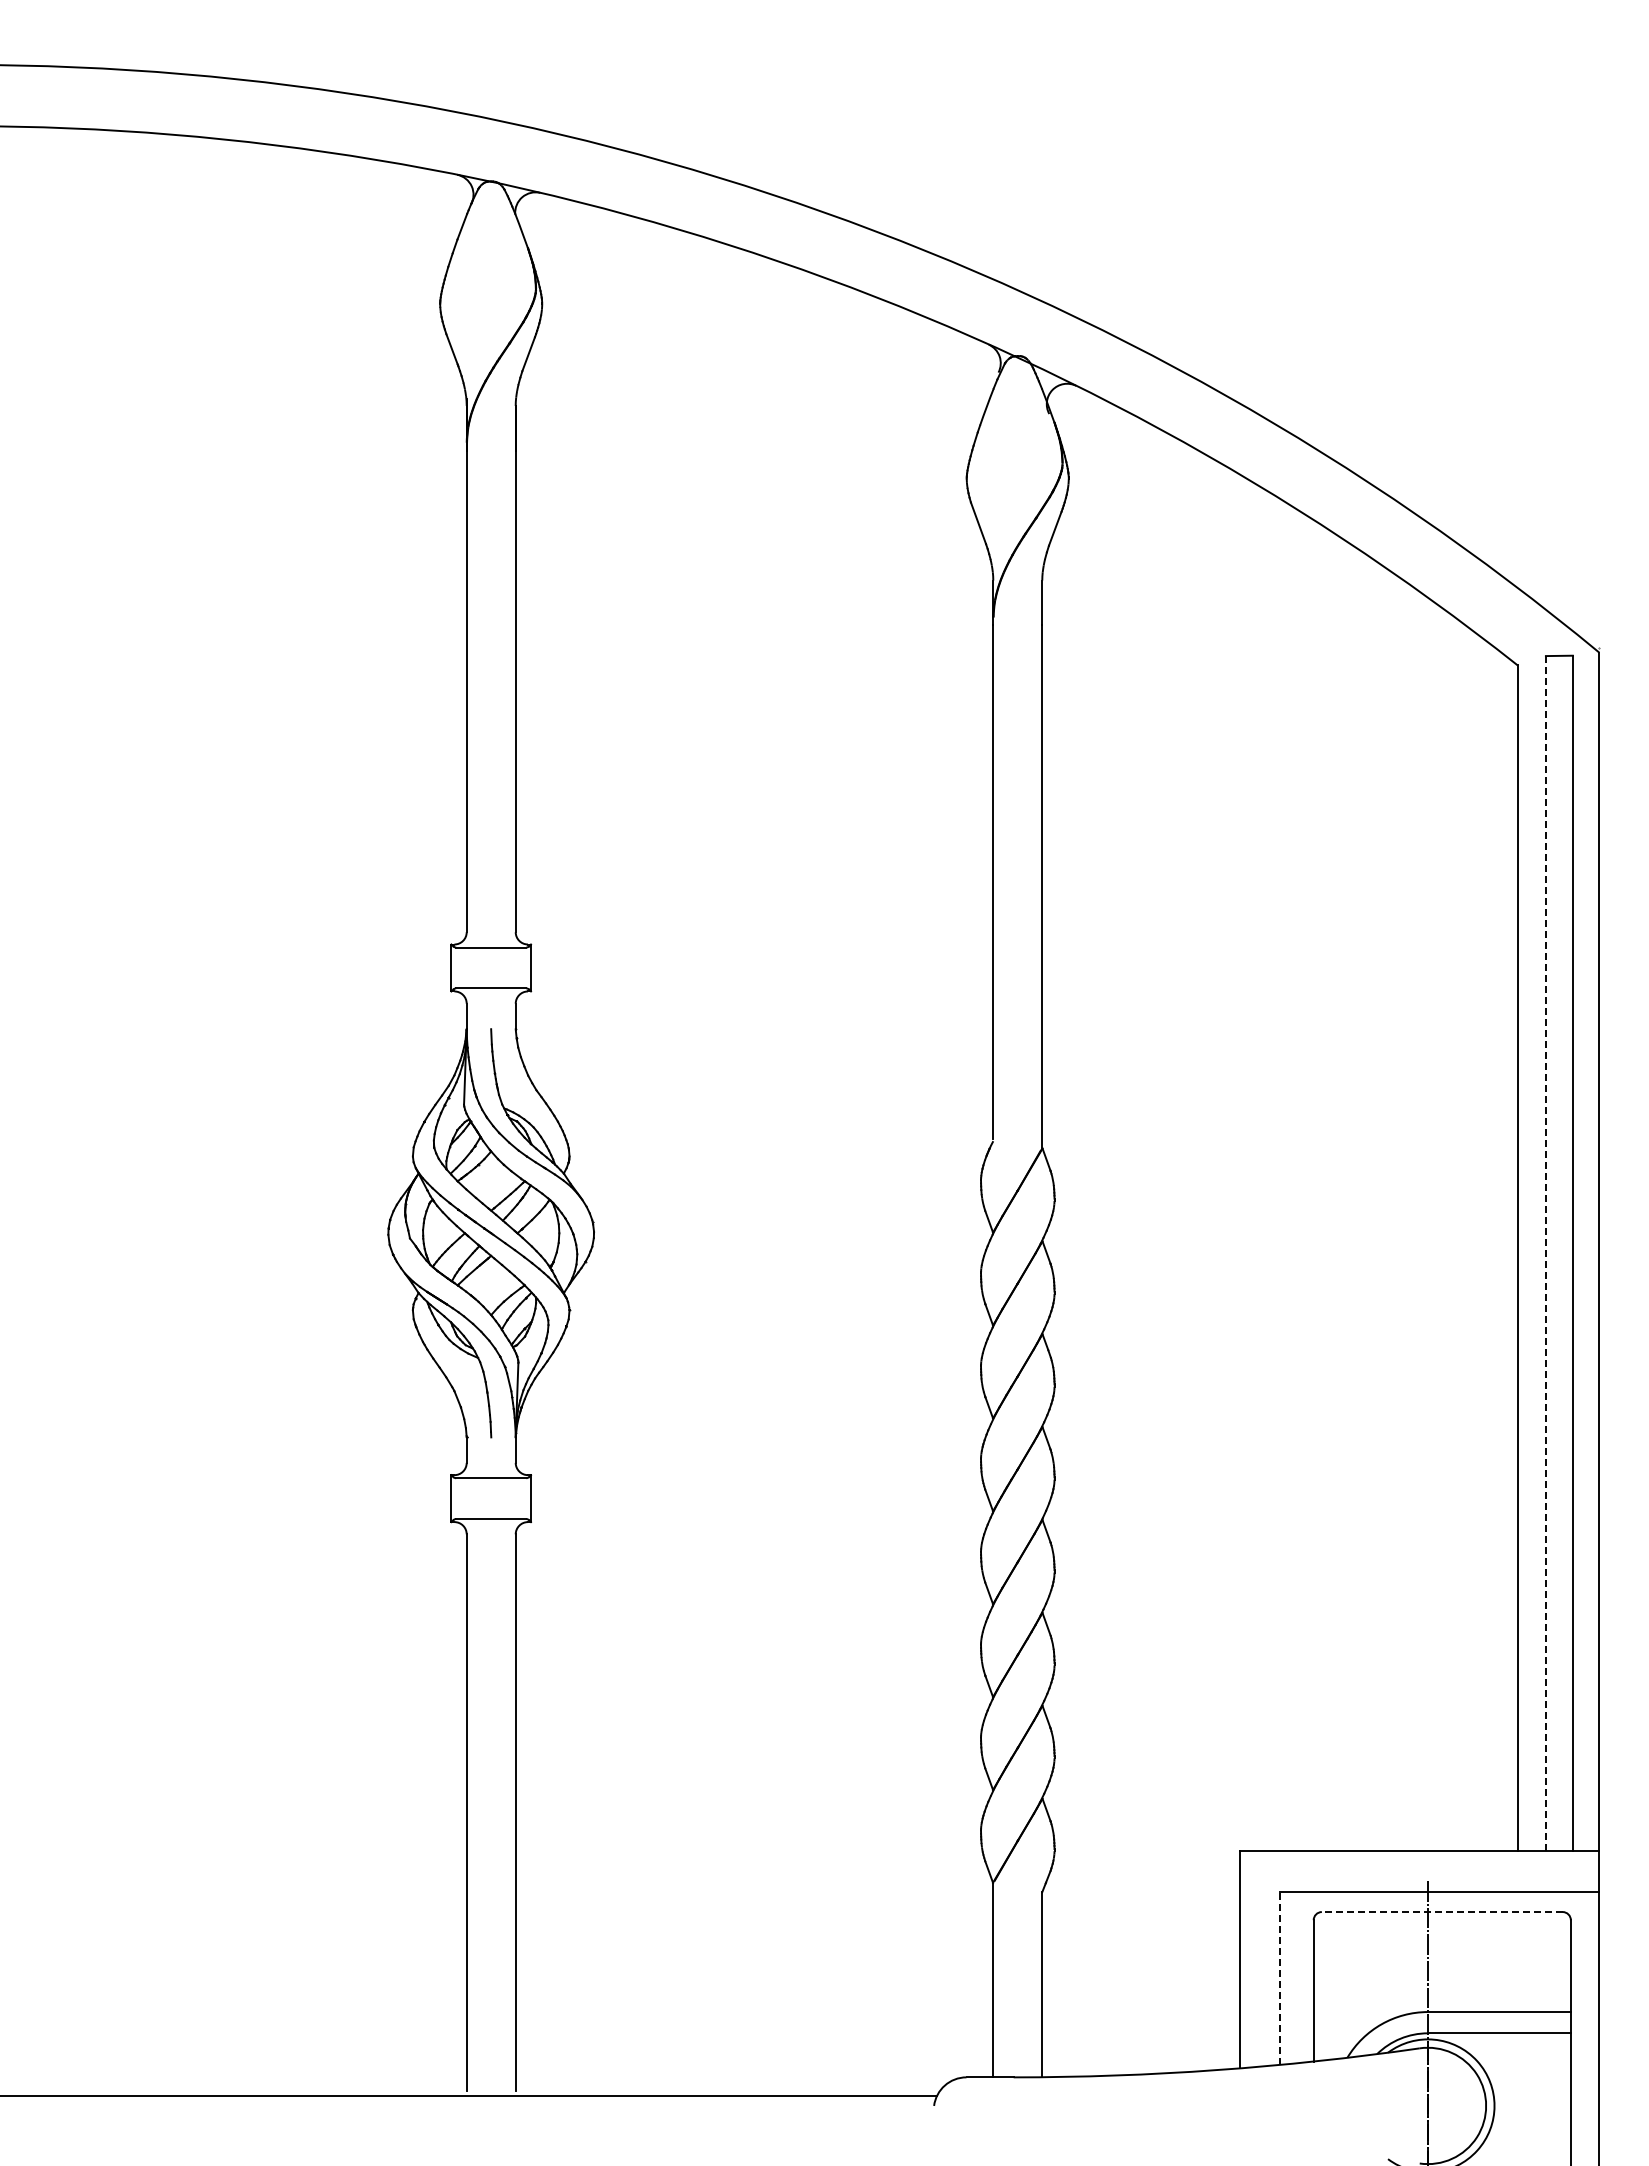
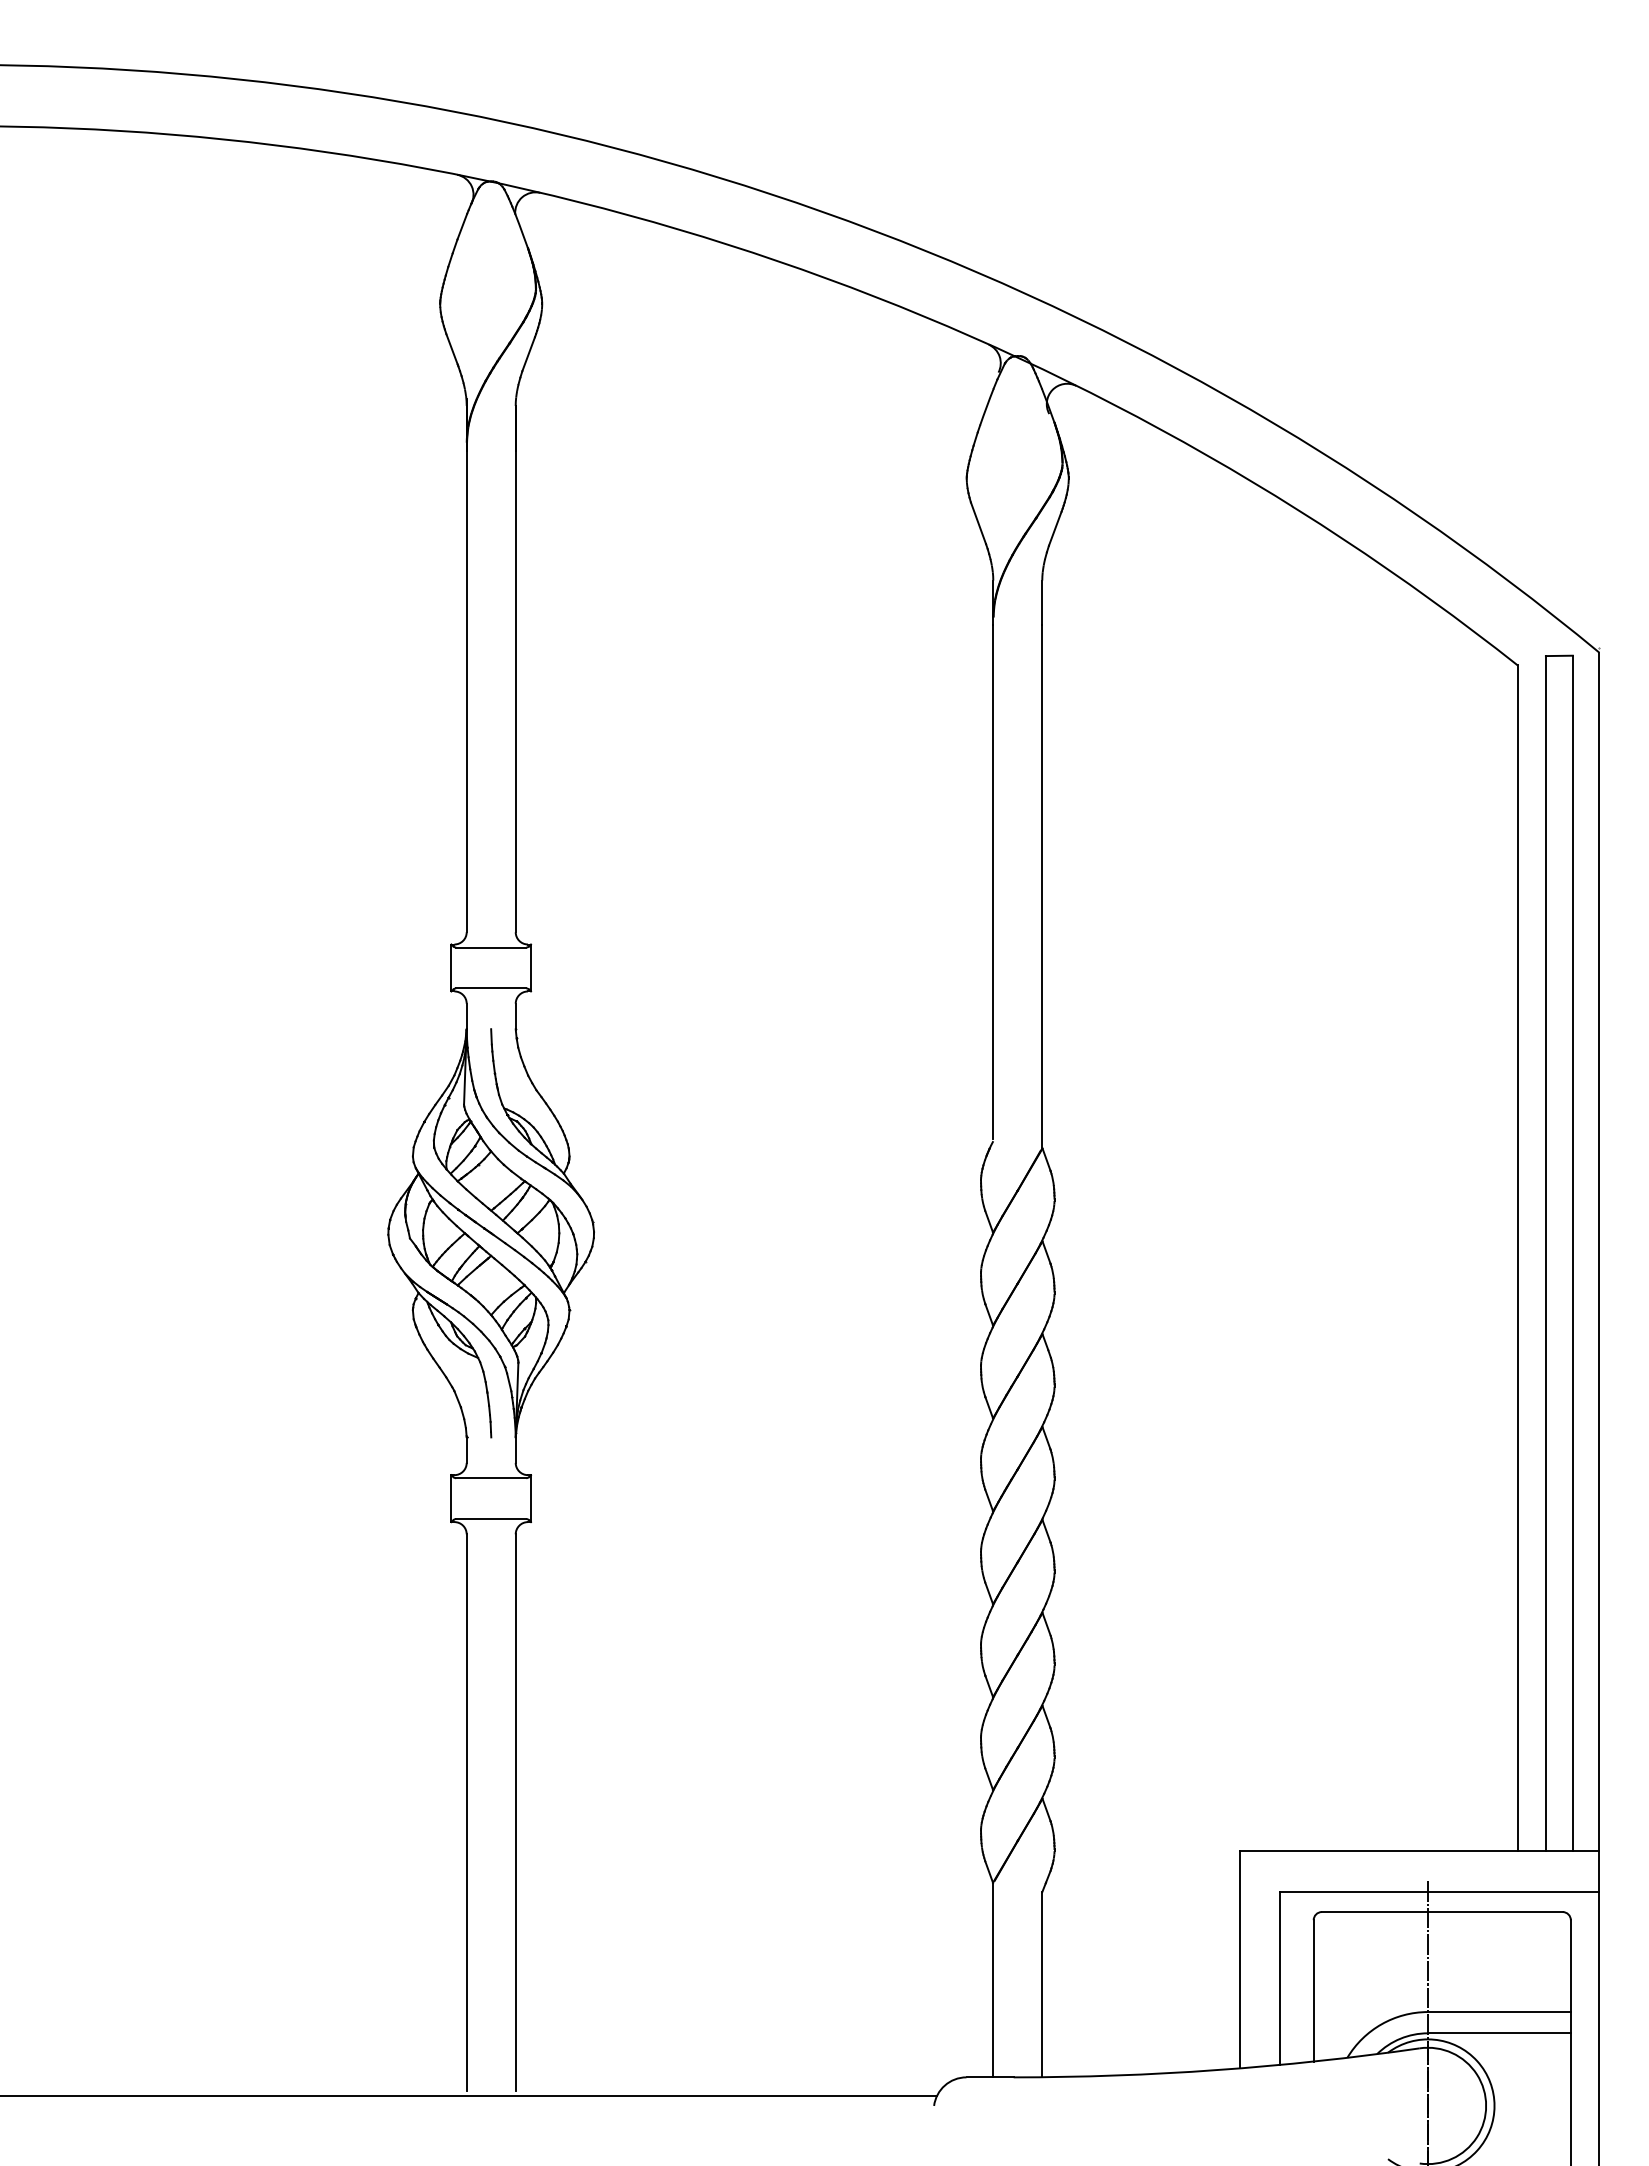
line: dashed -> solid (1545, 1252)
line: dashed -> solid (1441, 1912)
line: dashed -> solid (1280, 1978)
